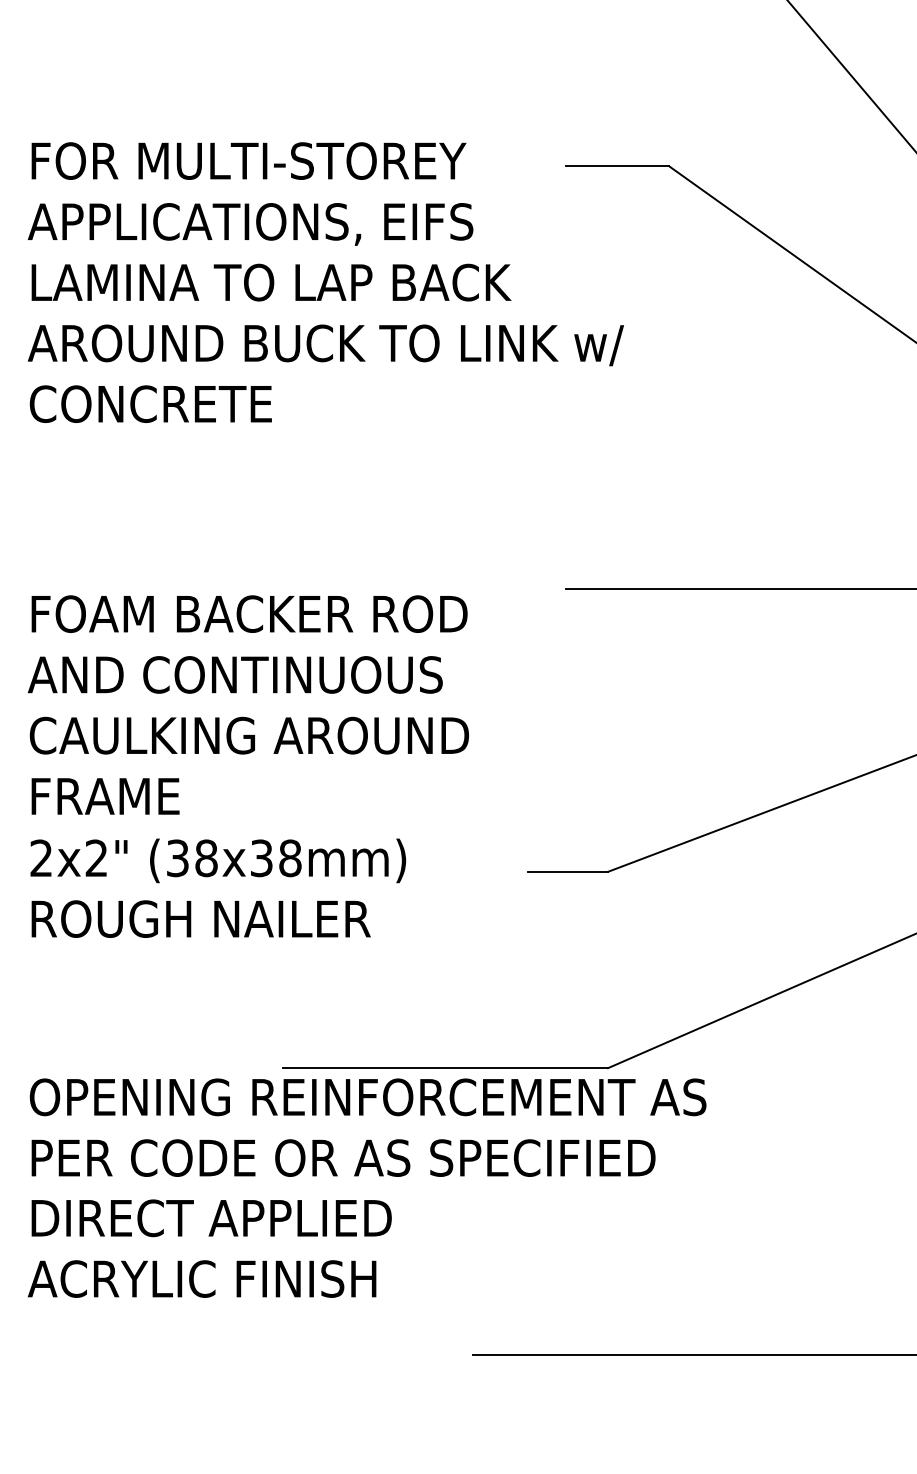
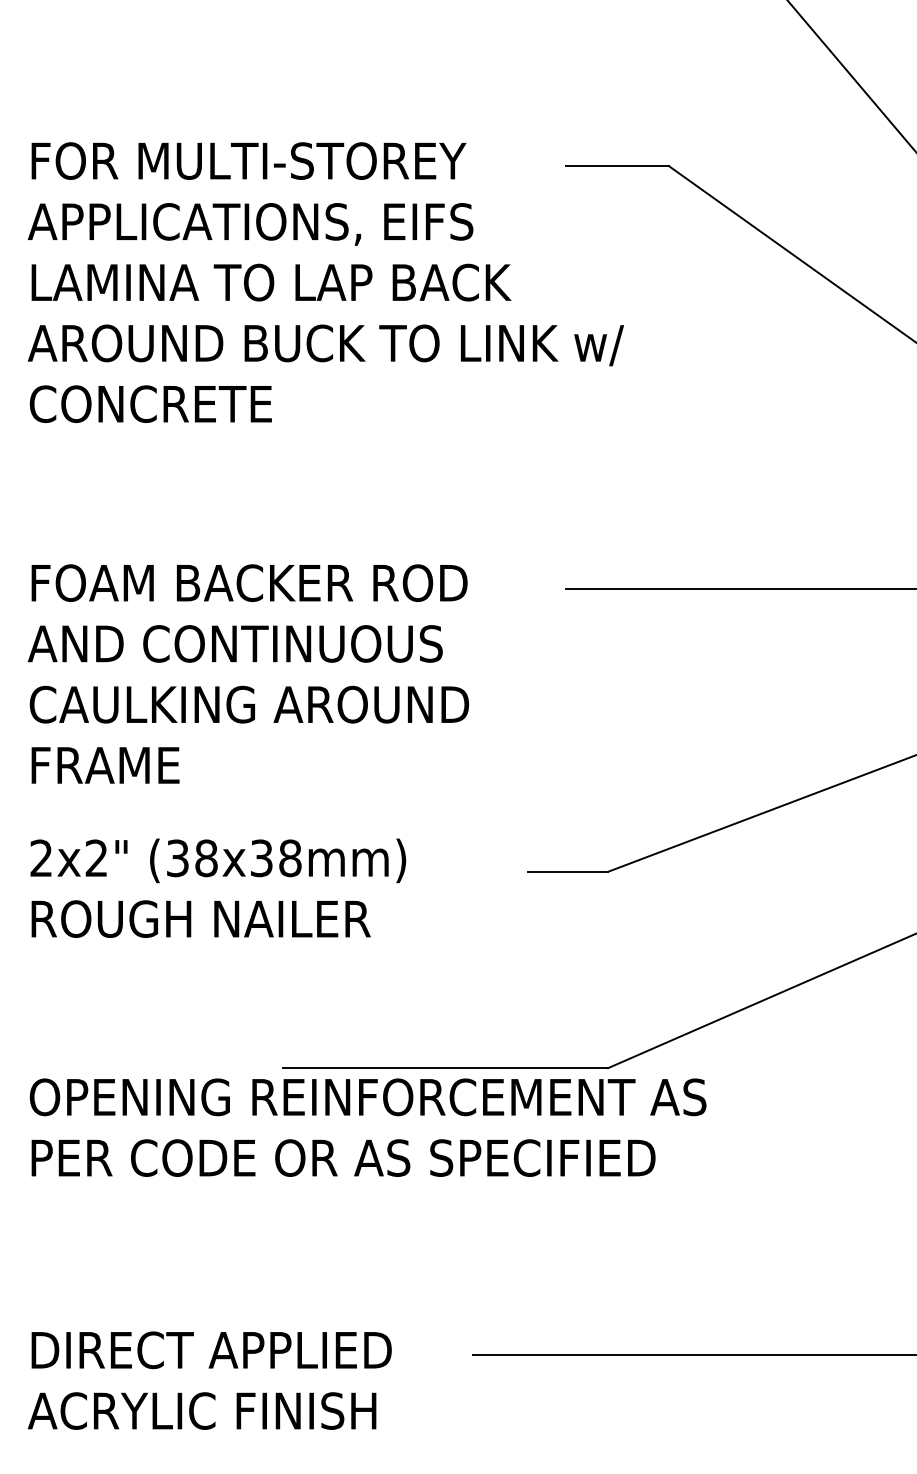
text position: (247, 704) -> (247, 673) (247, 673)
text position: (209, 1248) -> (209, 1380) (209, 1380)
